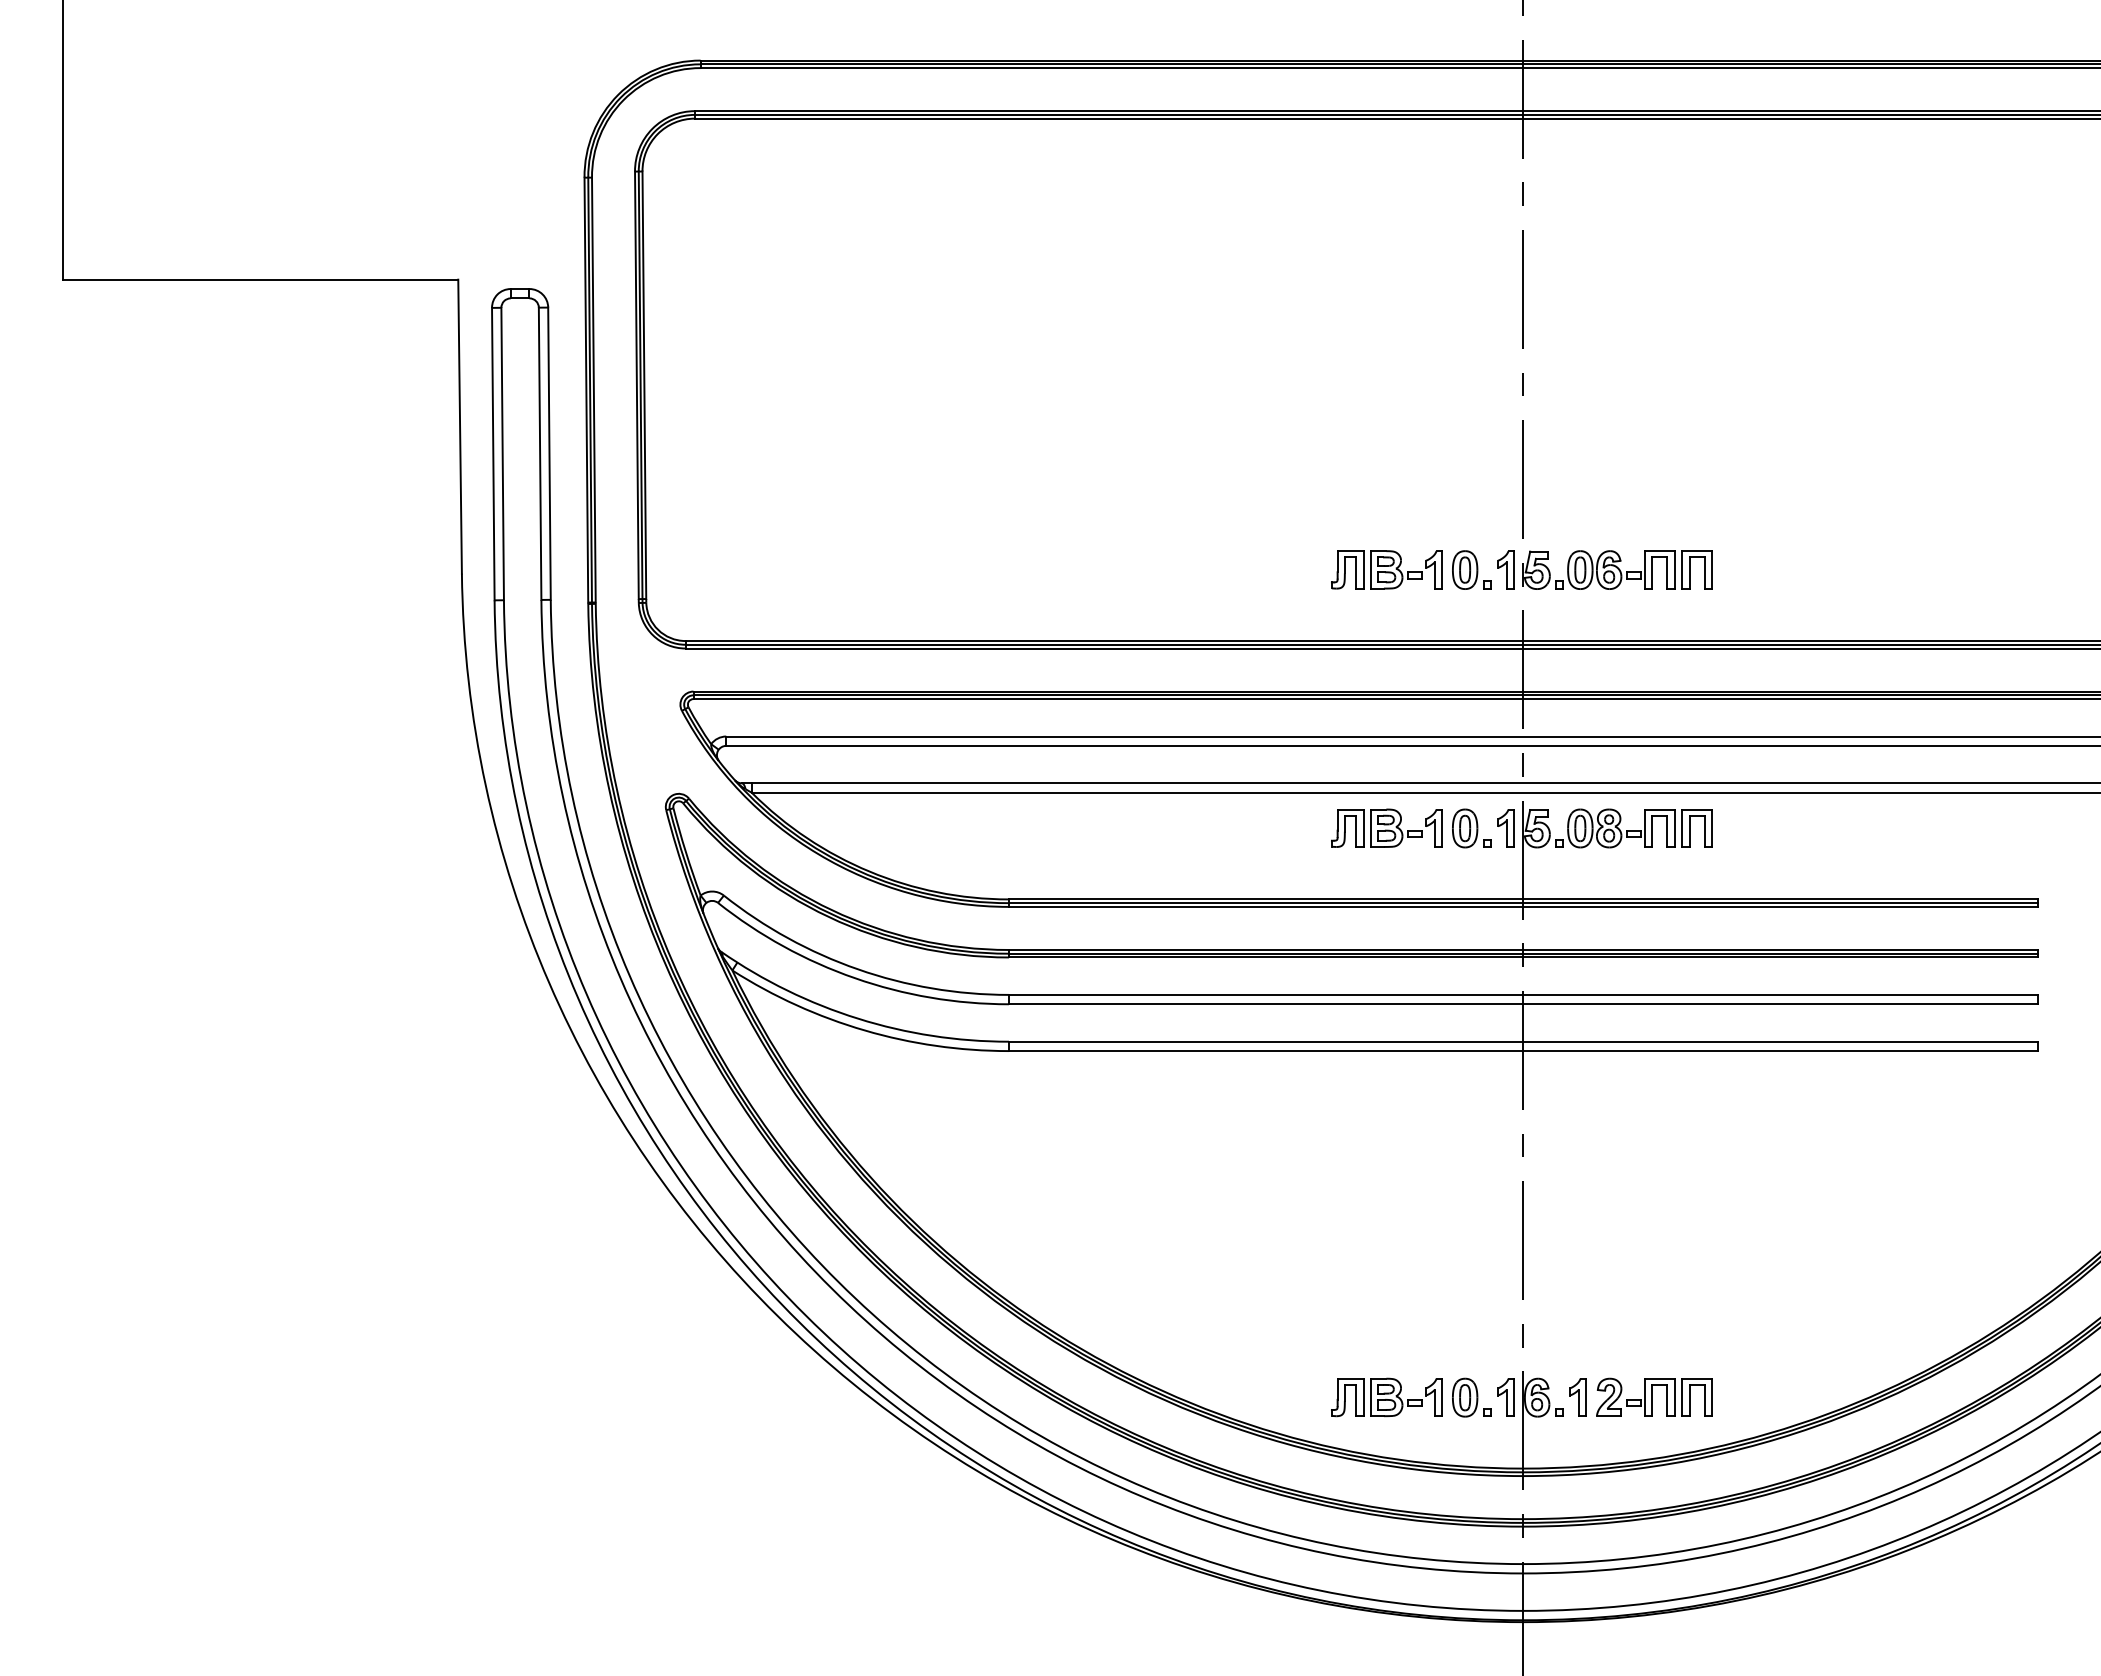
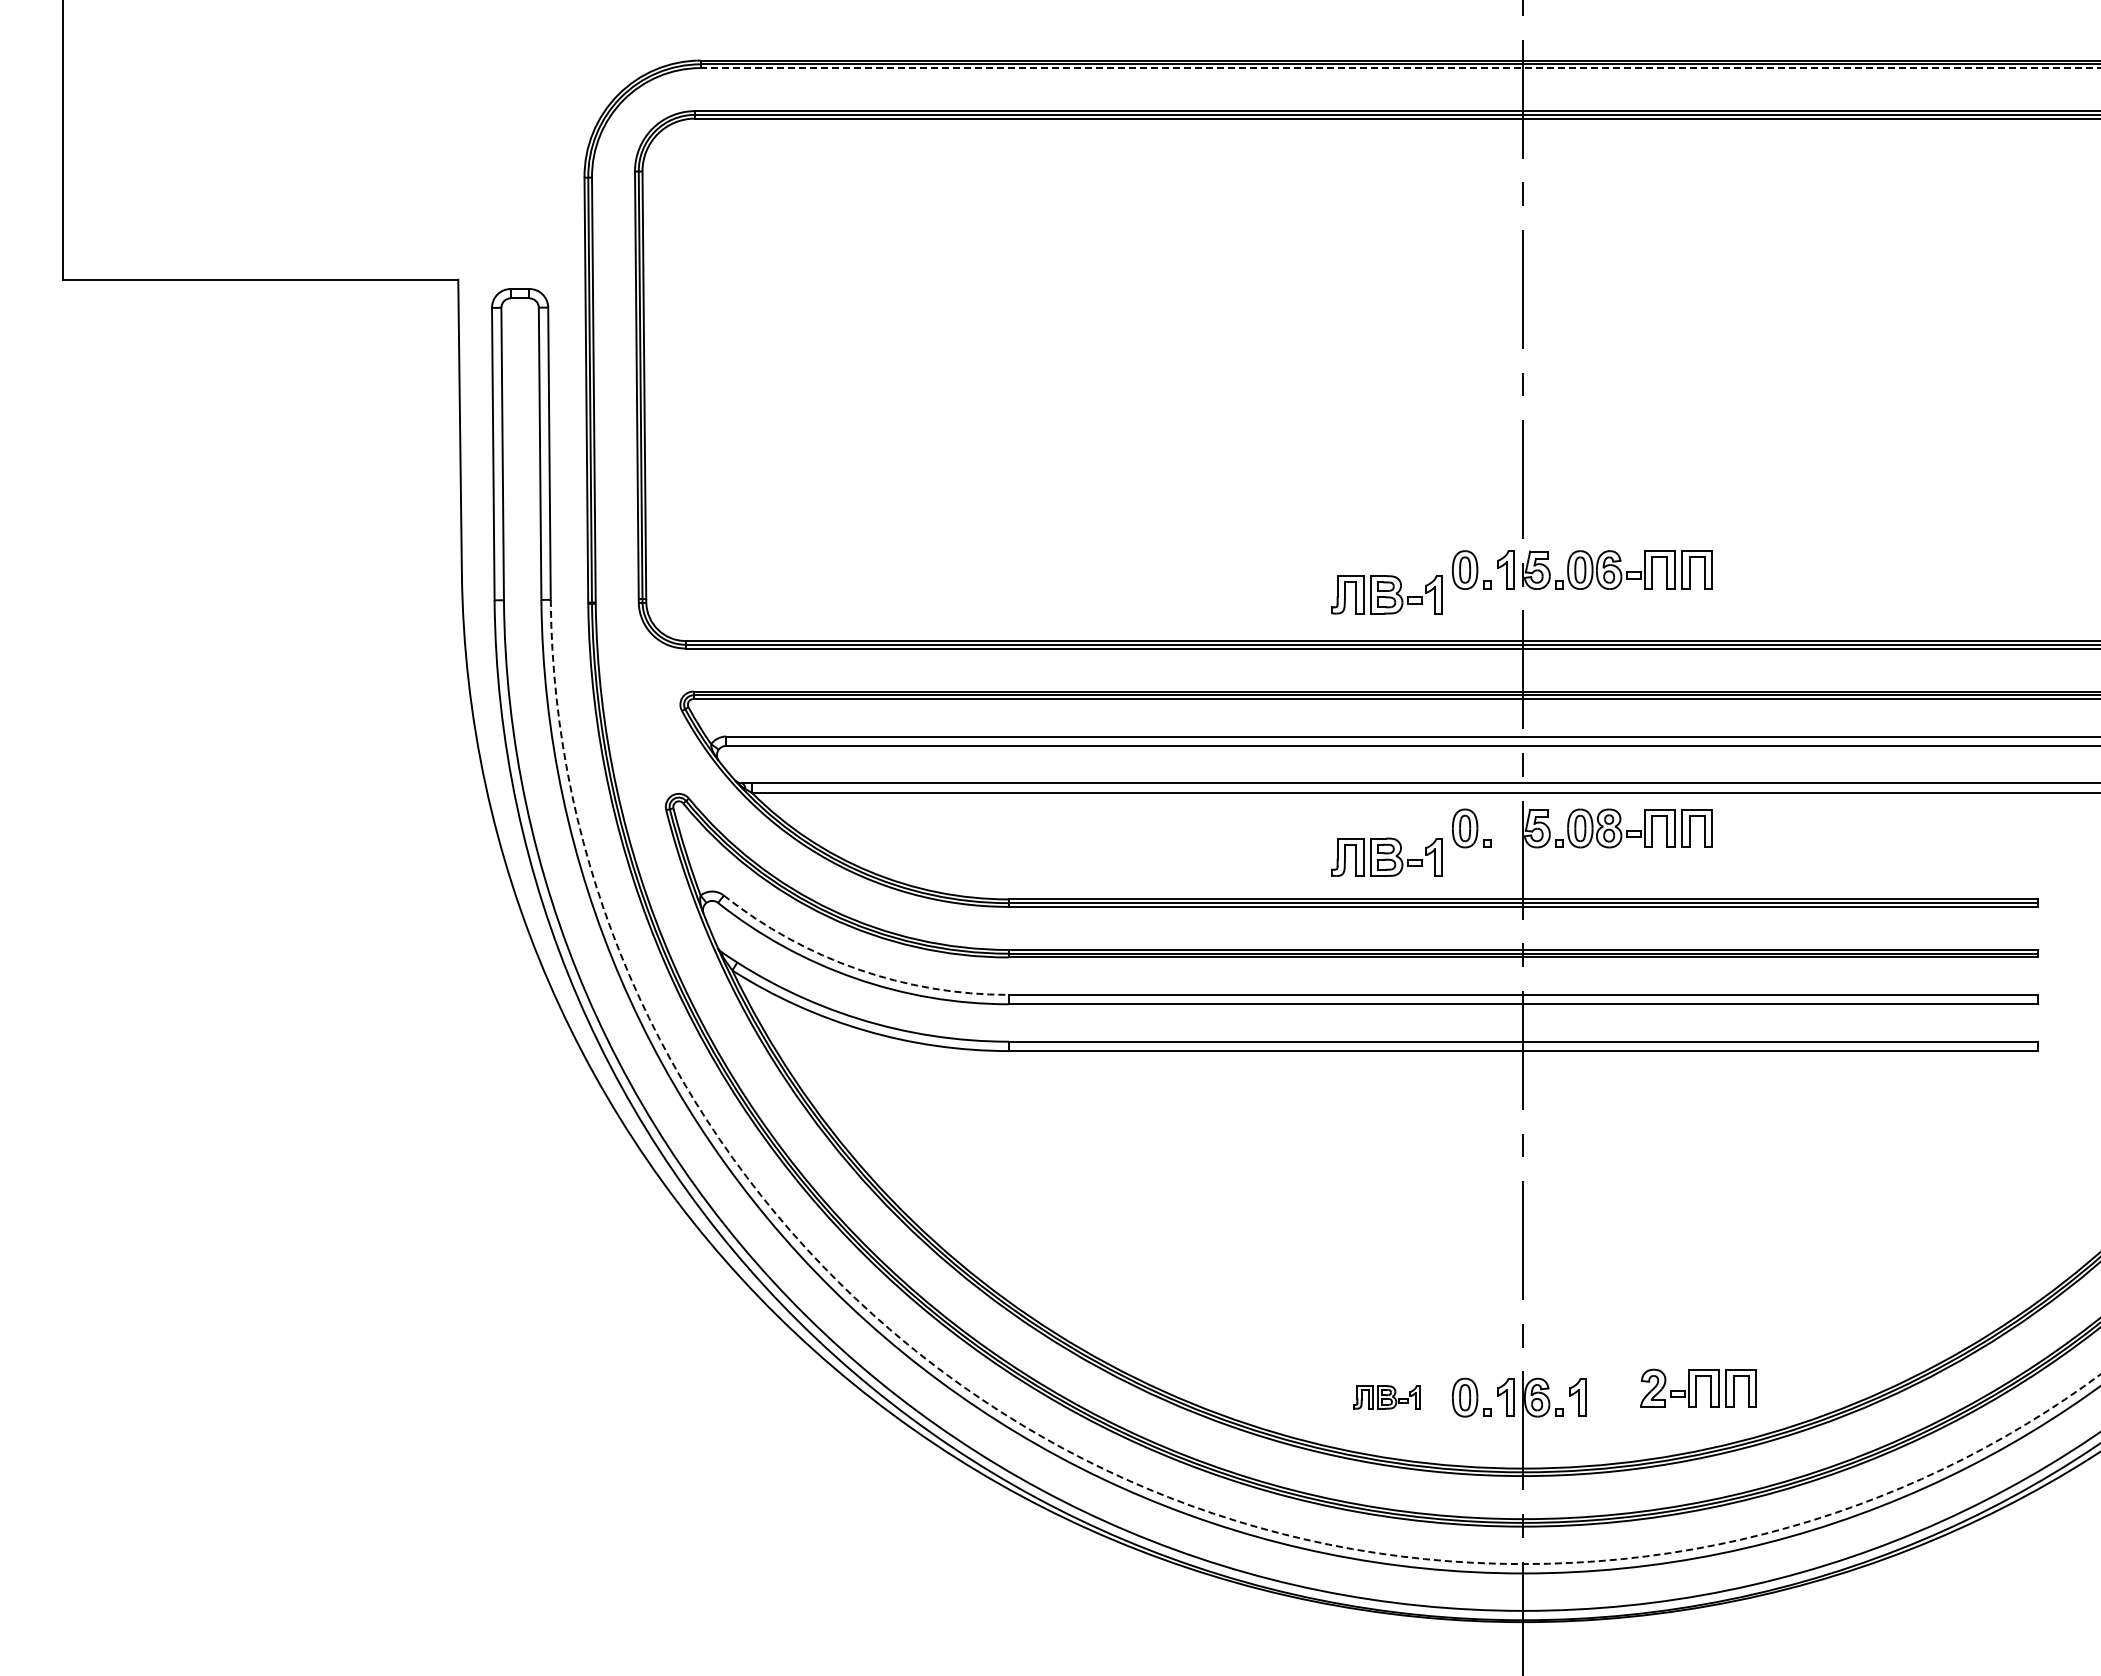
line: solid -> dashed (1400, 68)
part position: (1386, 569) -> (1386, 594) (1386, 594)
part position: (1386, 827) -> (1386, 856) (1386, 856)
part: present -> none (1505, 828)
arc: solid -> dashed (858, 969)
part position: (1654, 1396) -> (1698, 1387) (1698, 1387)
part size: 112x41 px -> 68x25 px (1386, 1397)
arc: solid -> dashed (1085, 1460)
